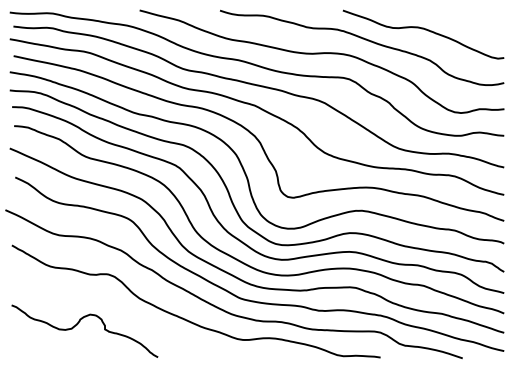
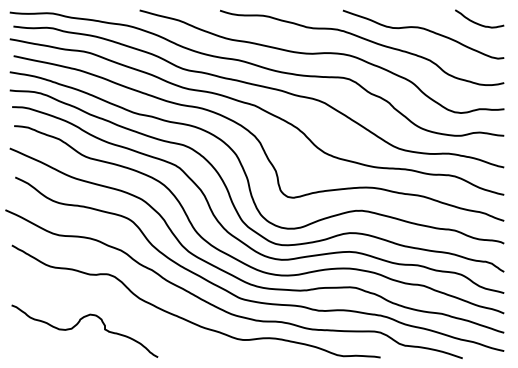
curve: none -> present (477, 22)
